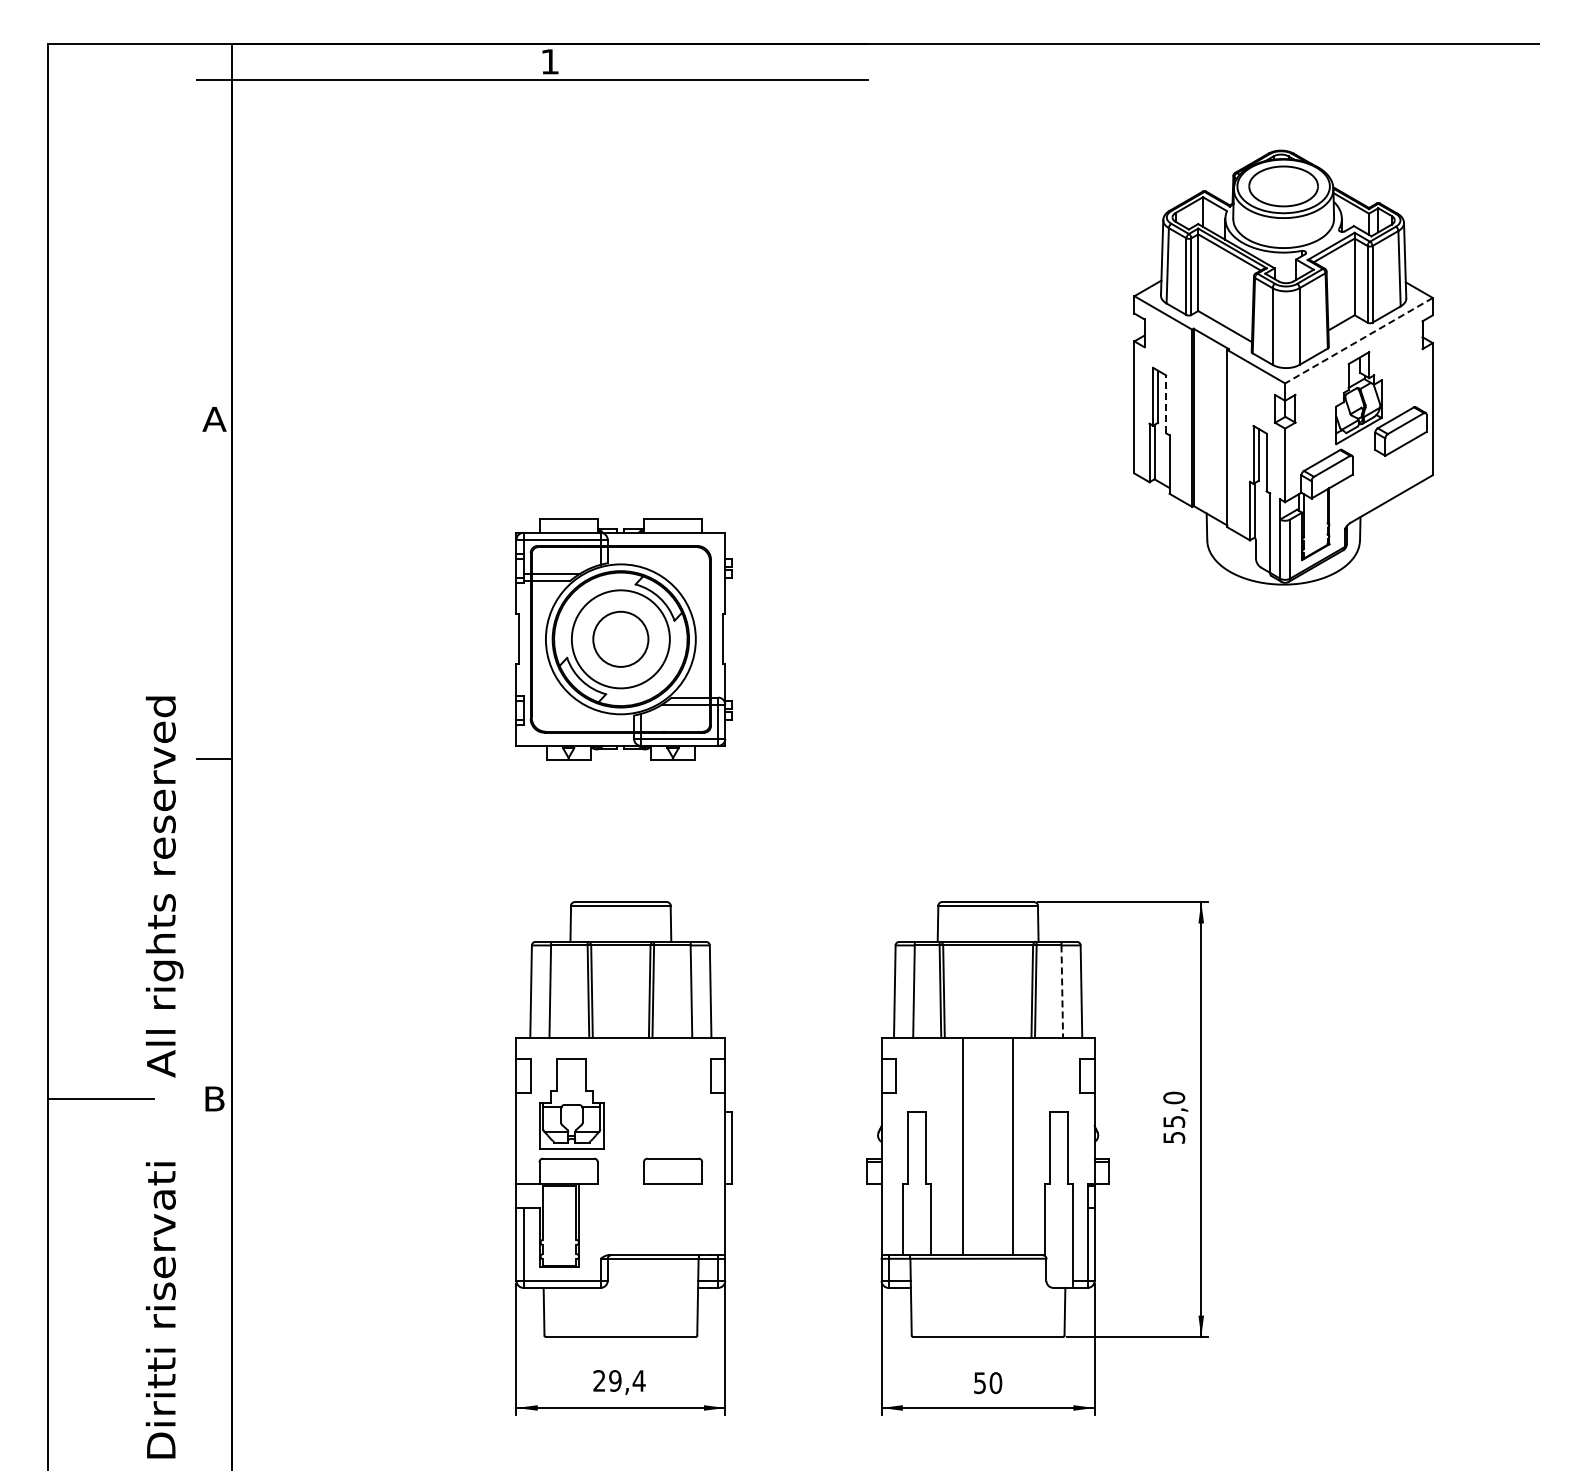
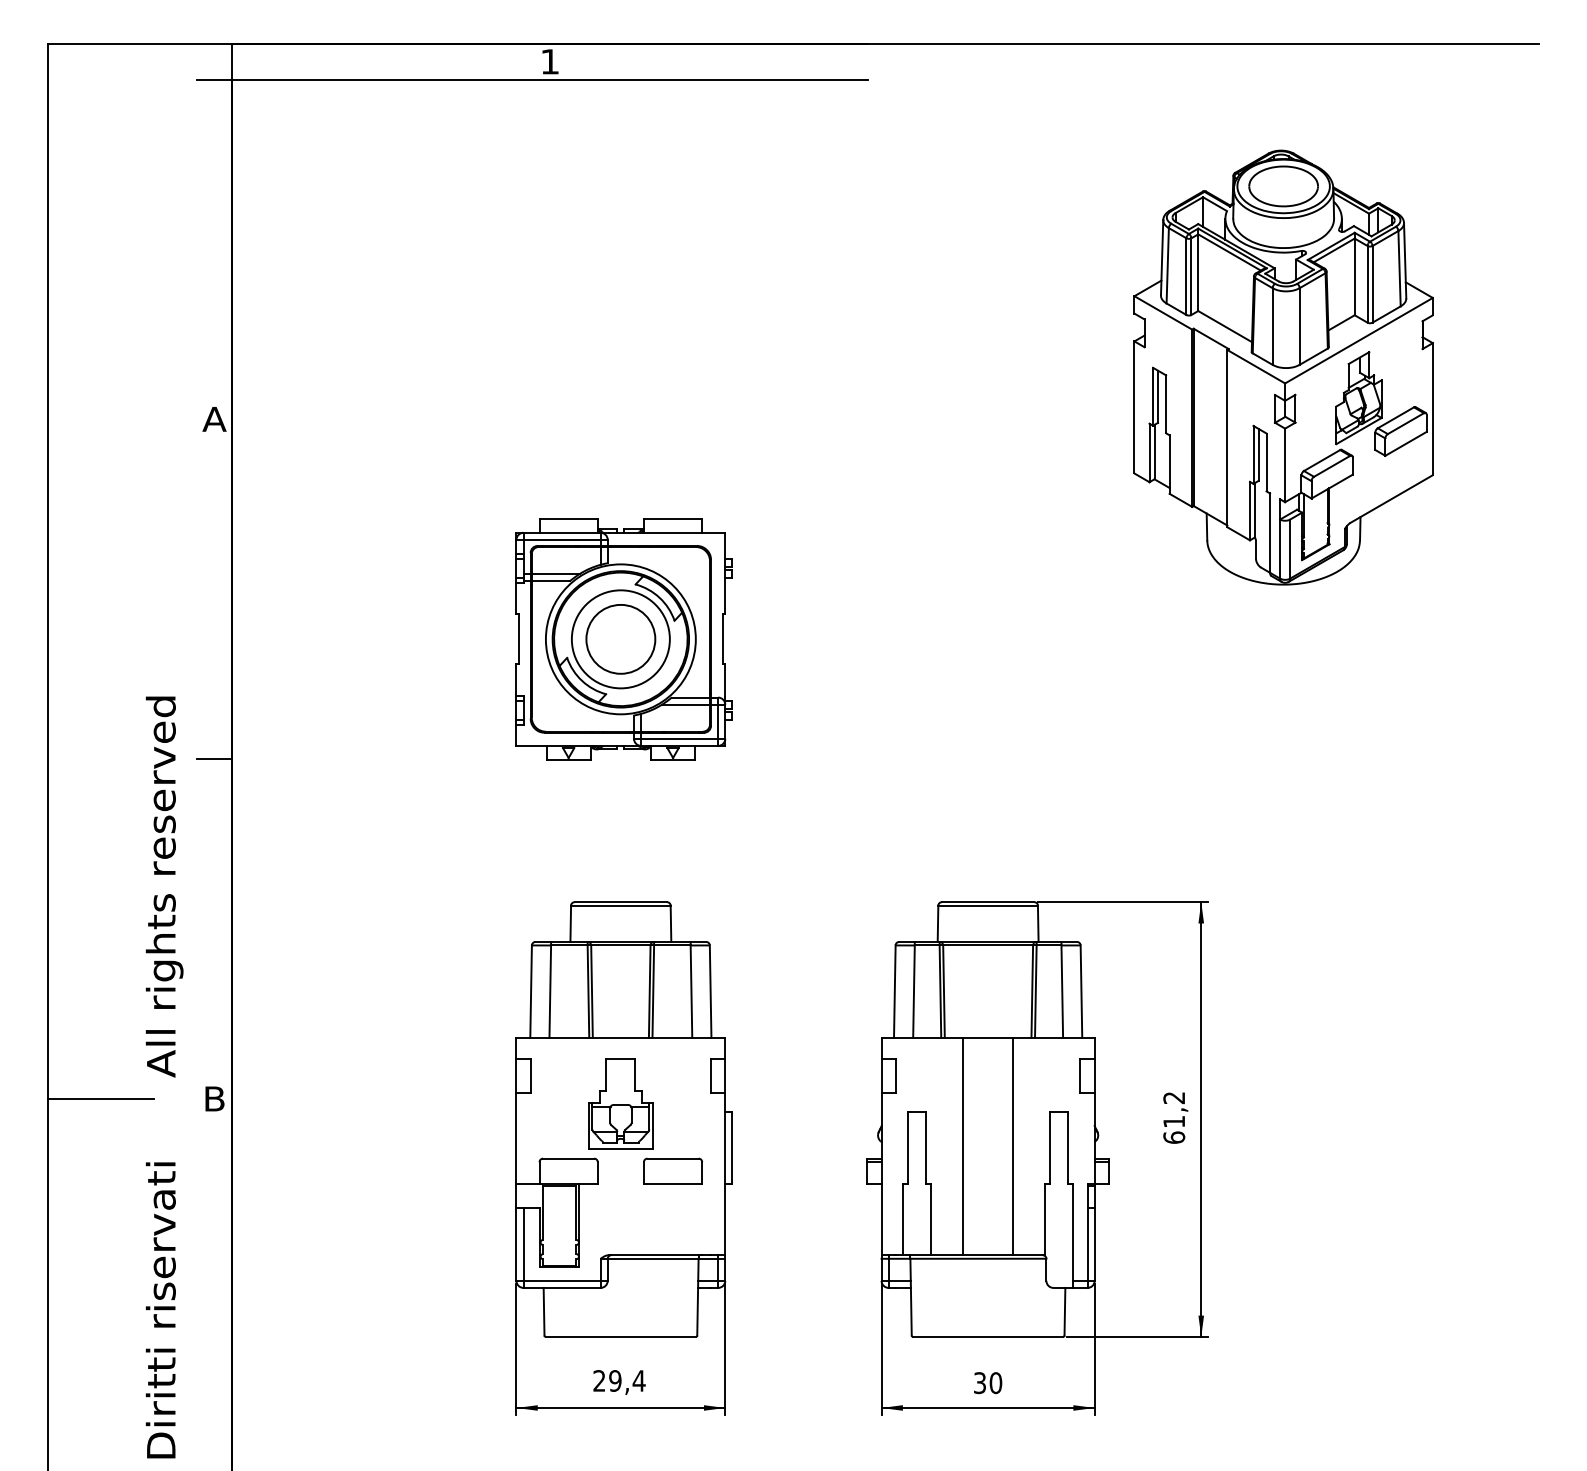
line: dashed -> solid (1358, 340)
line: dashed -> solid (1166, 404)
circle diameter: 55 px -> 69 px (620, 638)
line: dashed -> solid (1062, 992)
part position: (571, 1103) -> (620, 1103) (620, 1103)
text: 55,0 -> 61,2 (1174, 1117)
text: 50 -> 30 (979, 1382)
